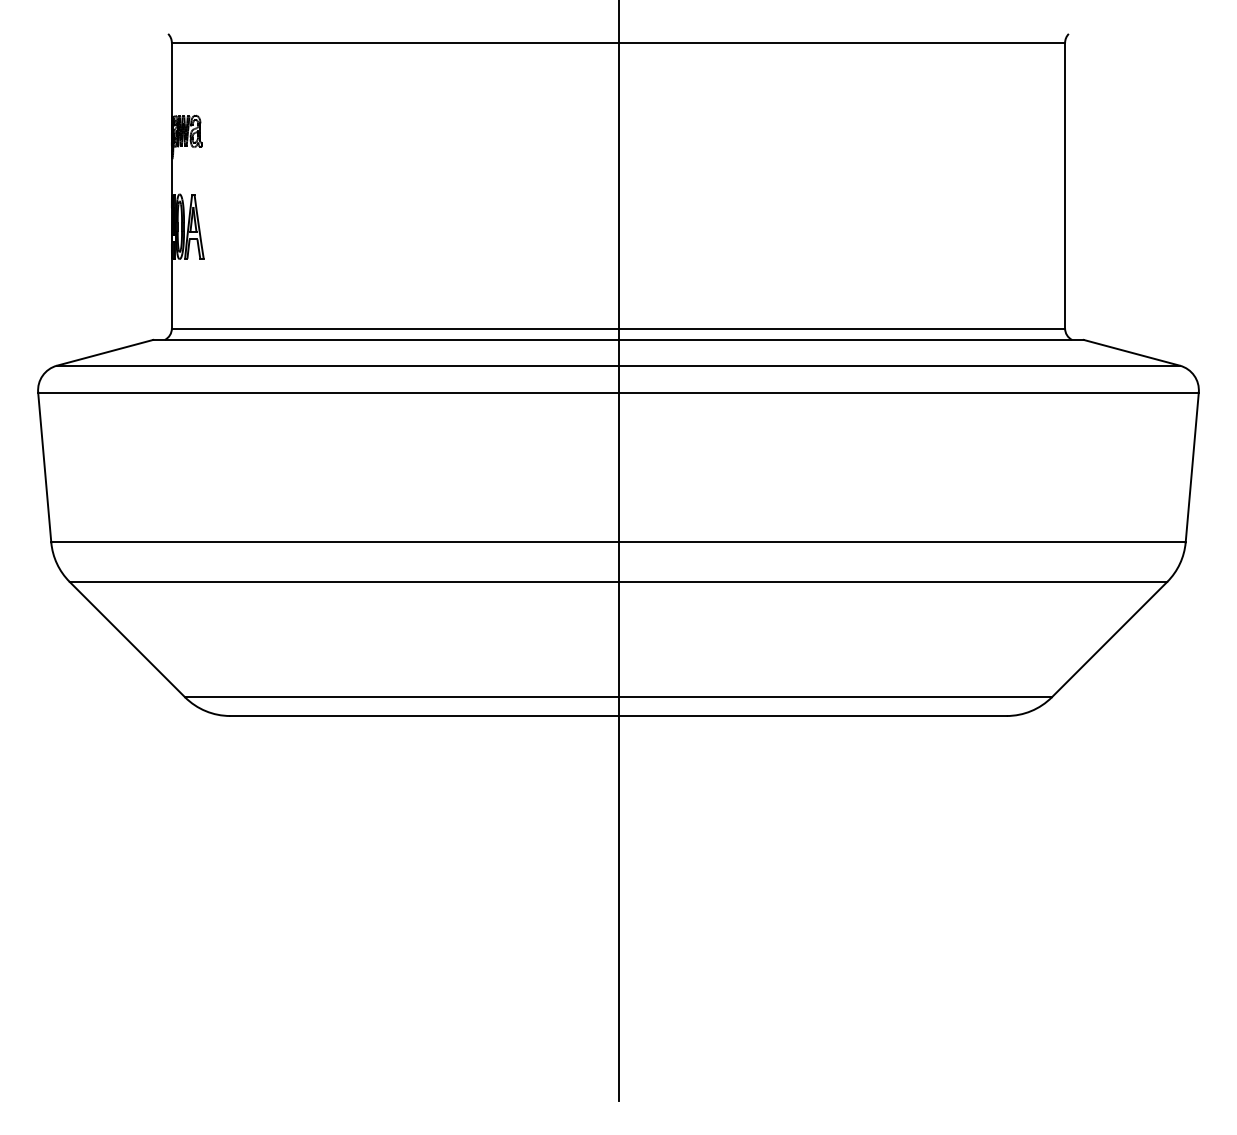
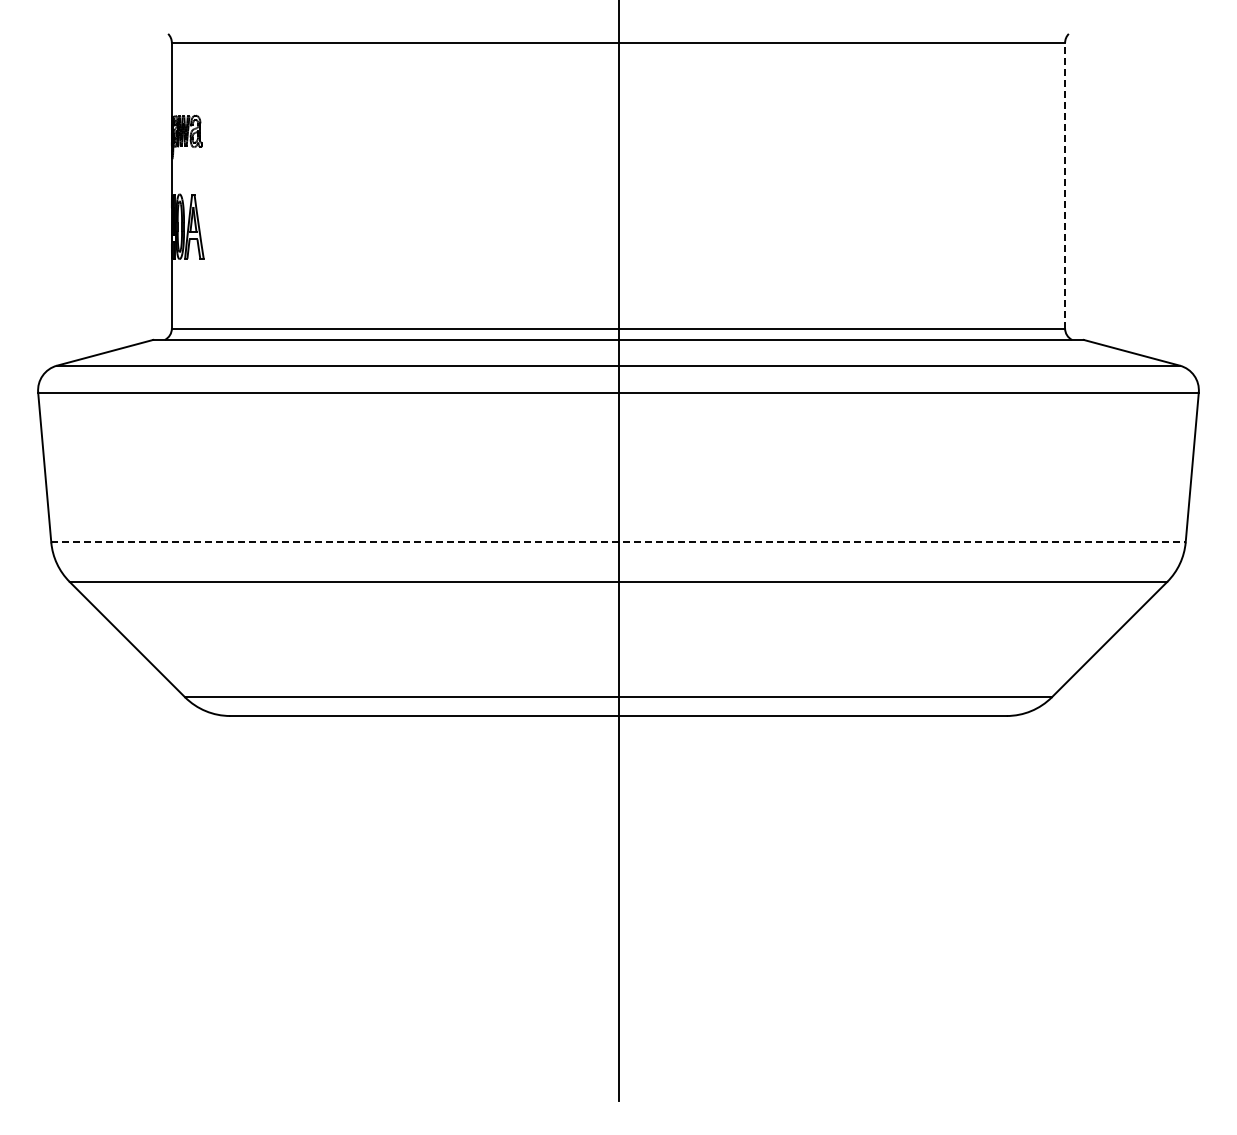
line: solid -> dashed (1065, 185)
line: solid -> dashed (618, 542)
